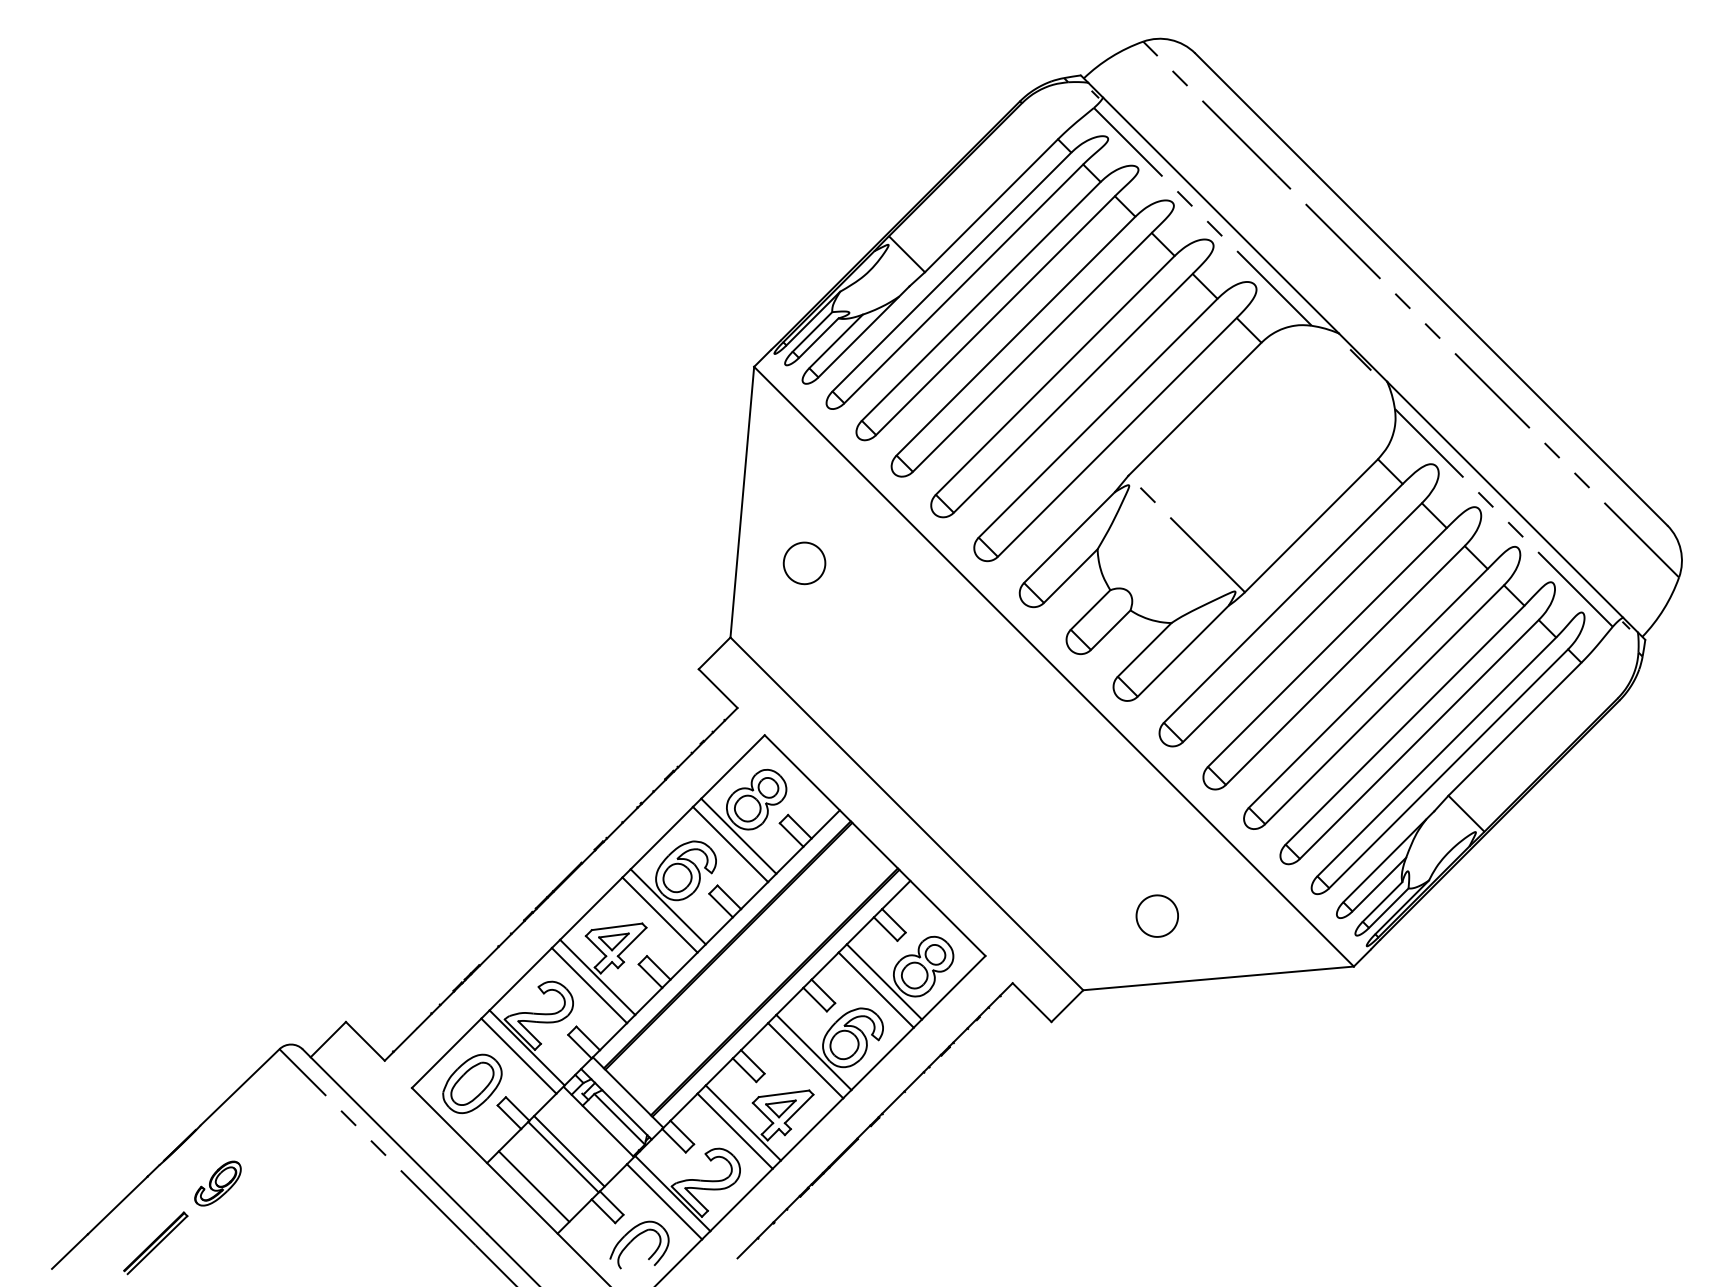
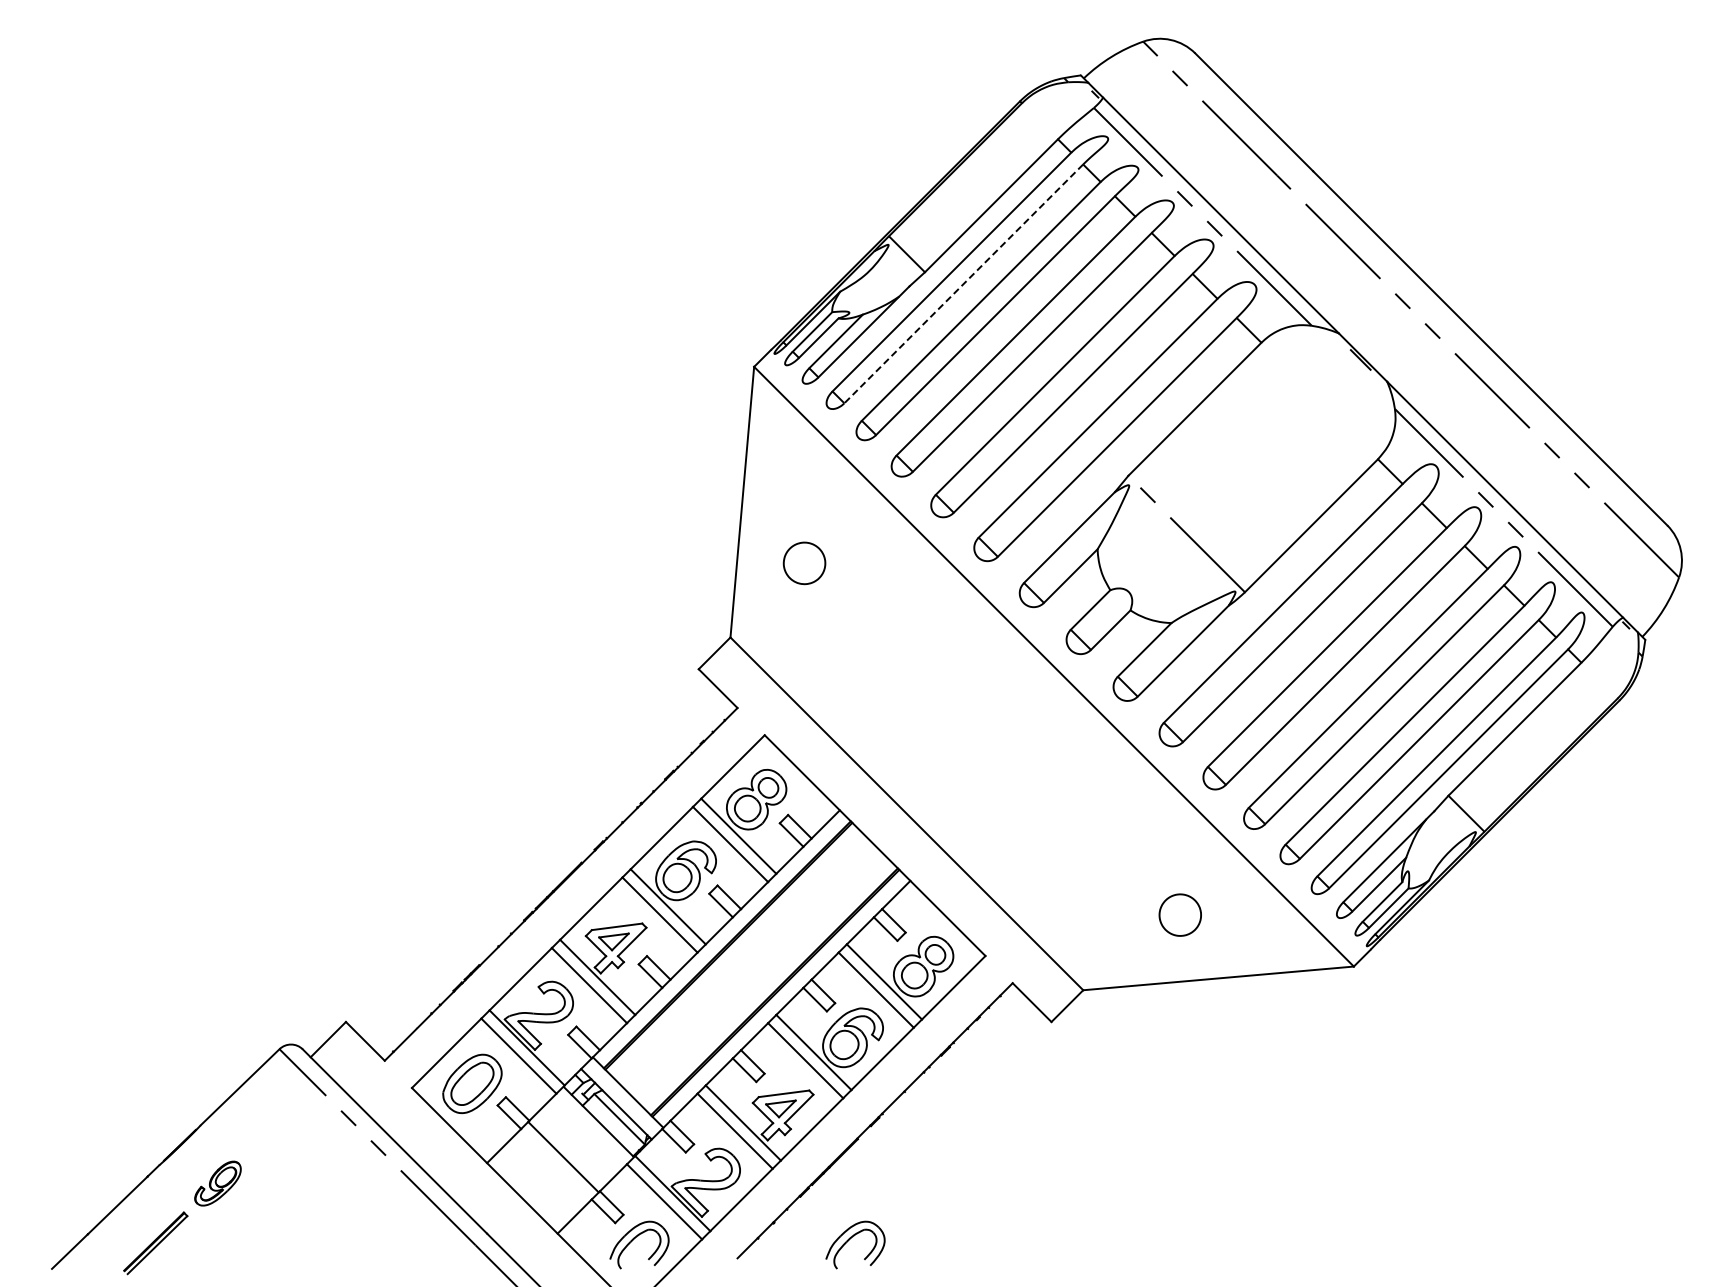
line: solid -> dashed (963, 283)
part position: (1156, 915) -> (1179, 914) (1179, 914)
line: present -> none (569, 1151)
line: present -> none (533, 1186)
part: none -> present (850, 1239)
